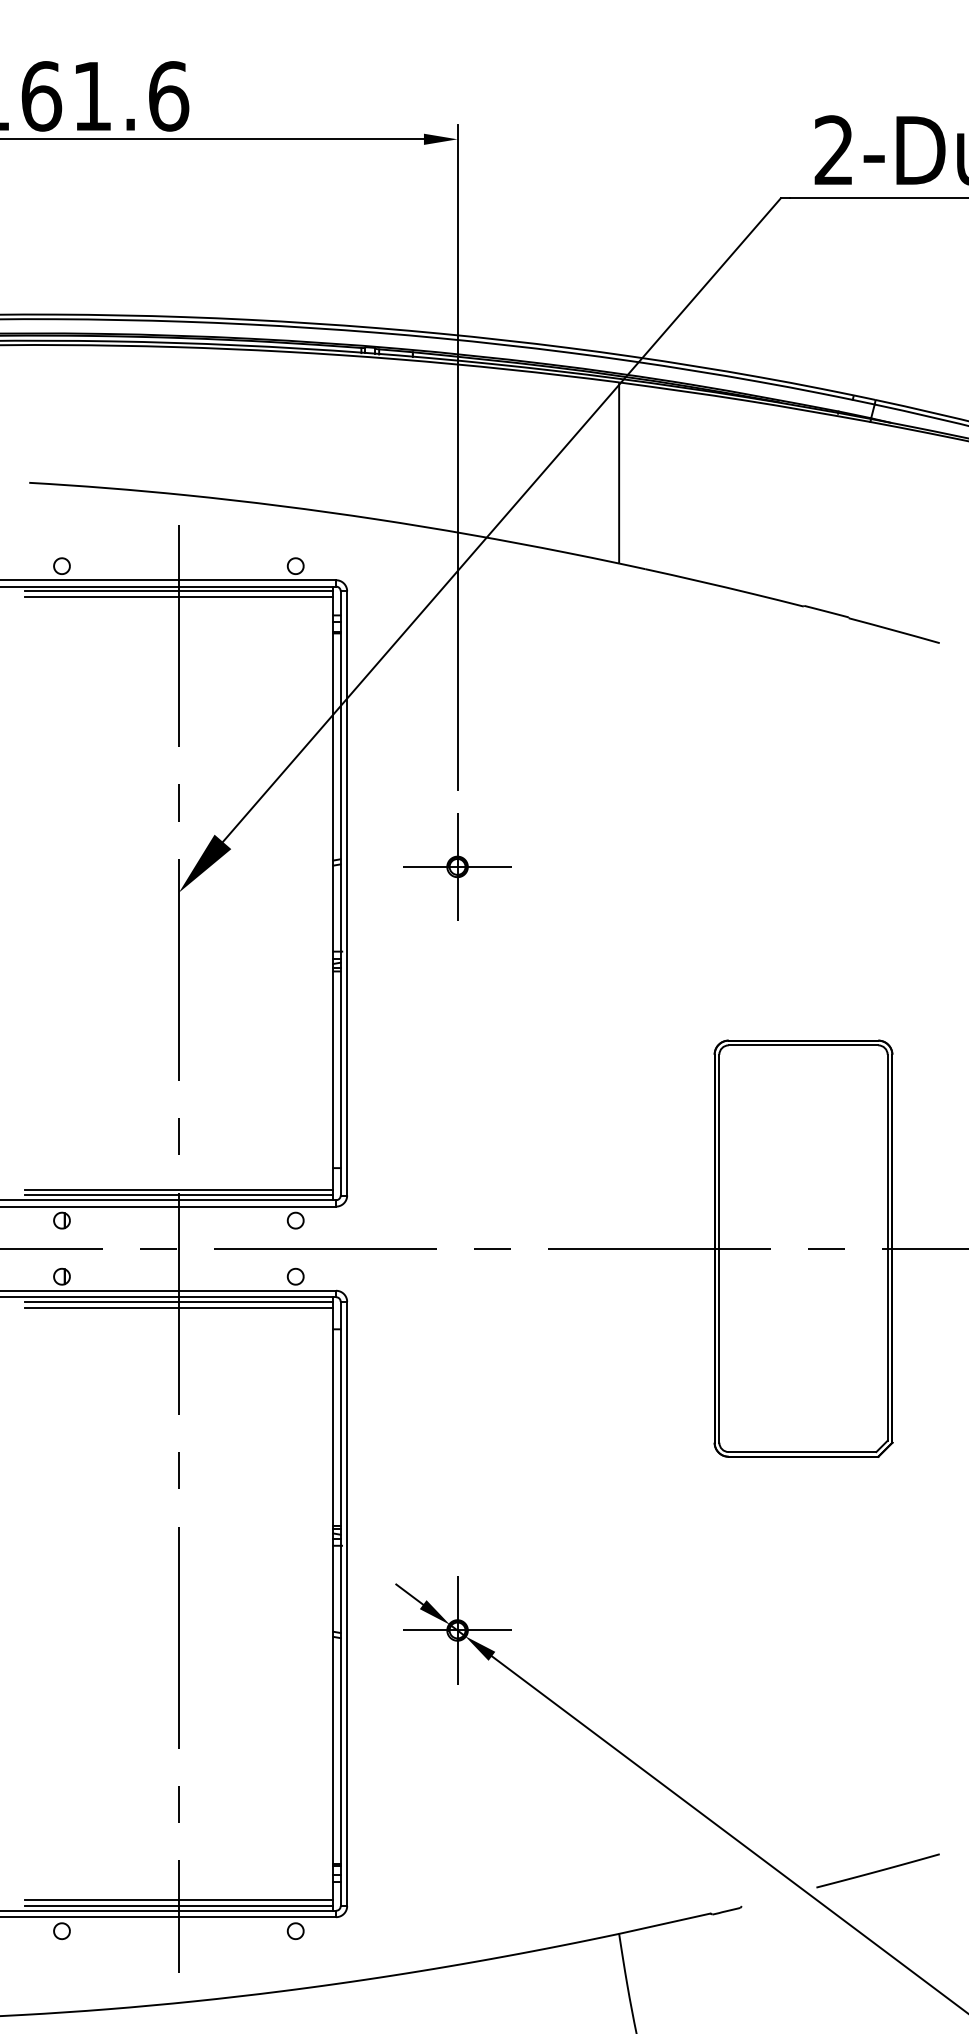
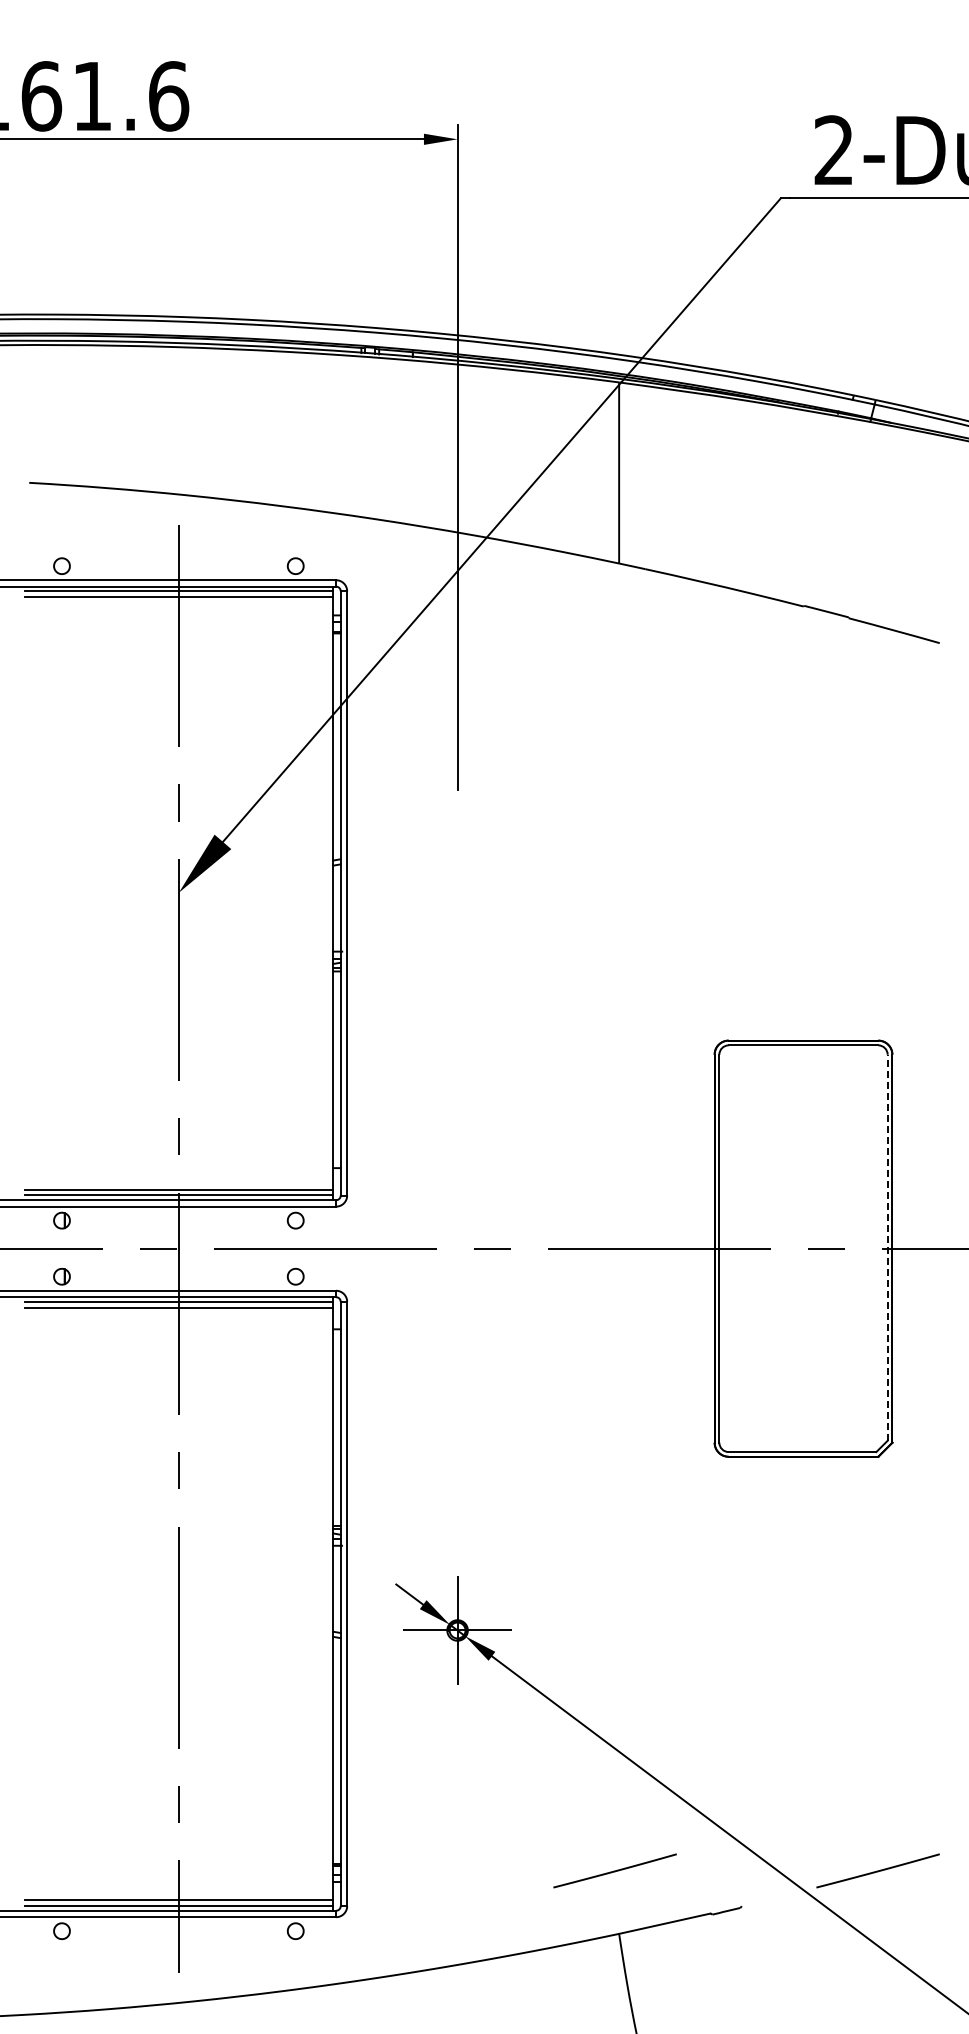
part: present -> none (457, 866)
line: solid -> dashed (887, 1247)
line: none -> present (614, 1870)
